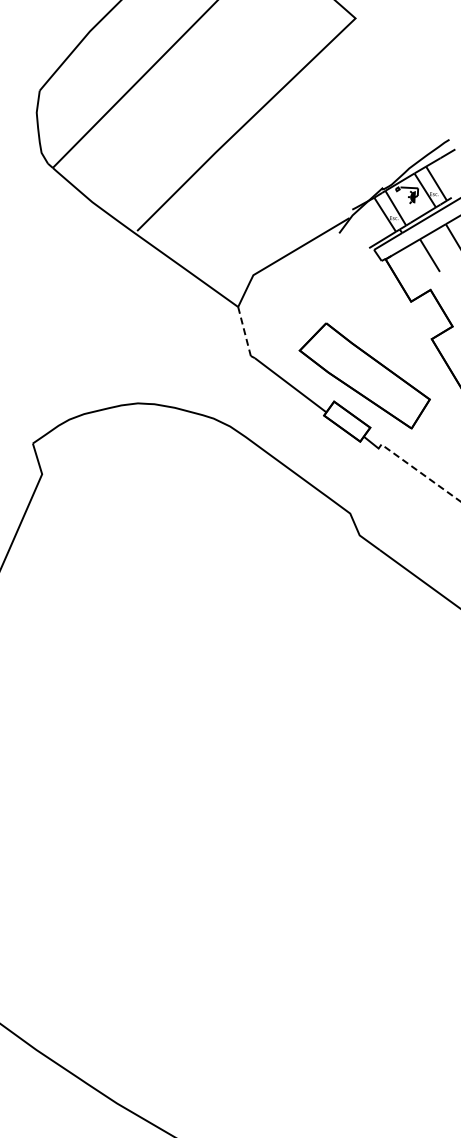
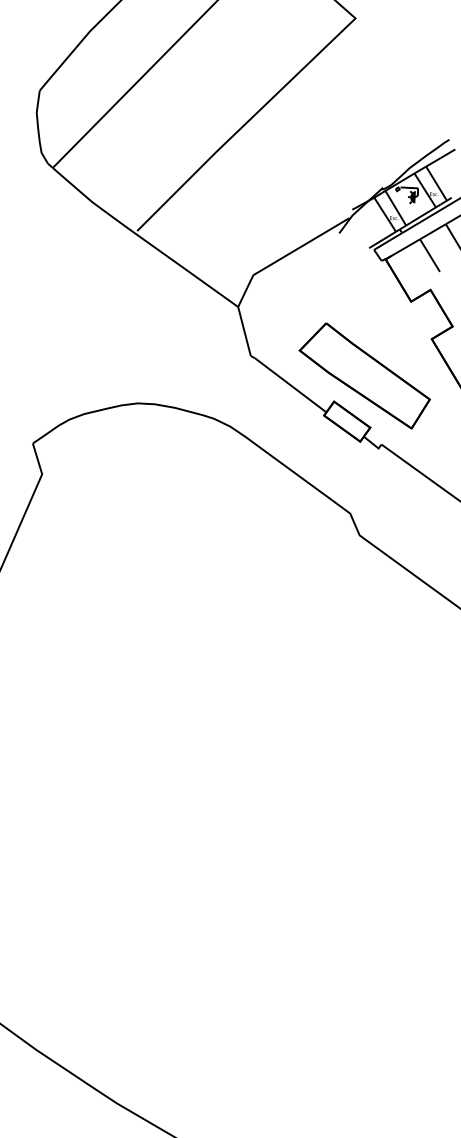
line: dashed -> solid (244, 332)
line: dashed -> solid (421, 473)
